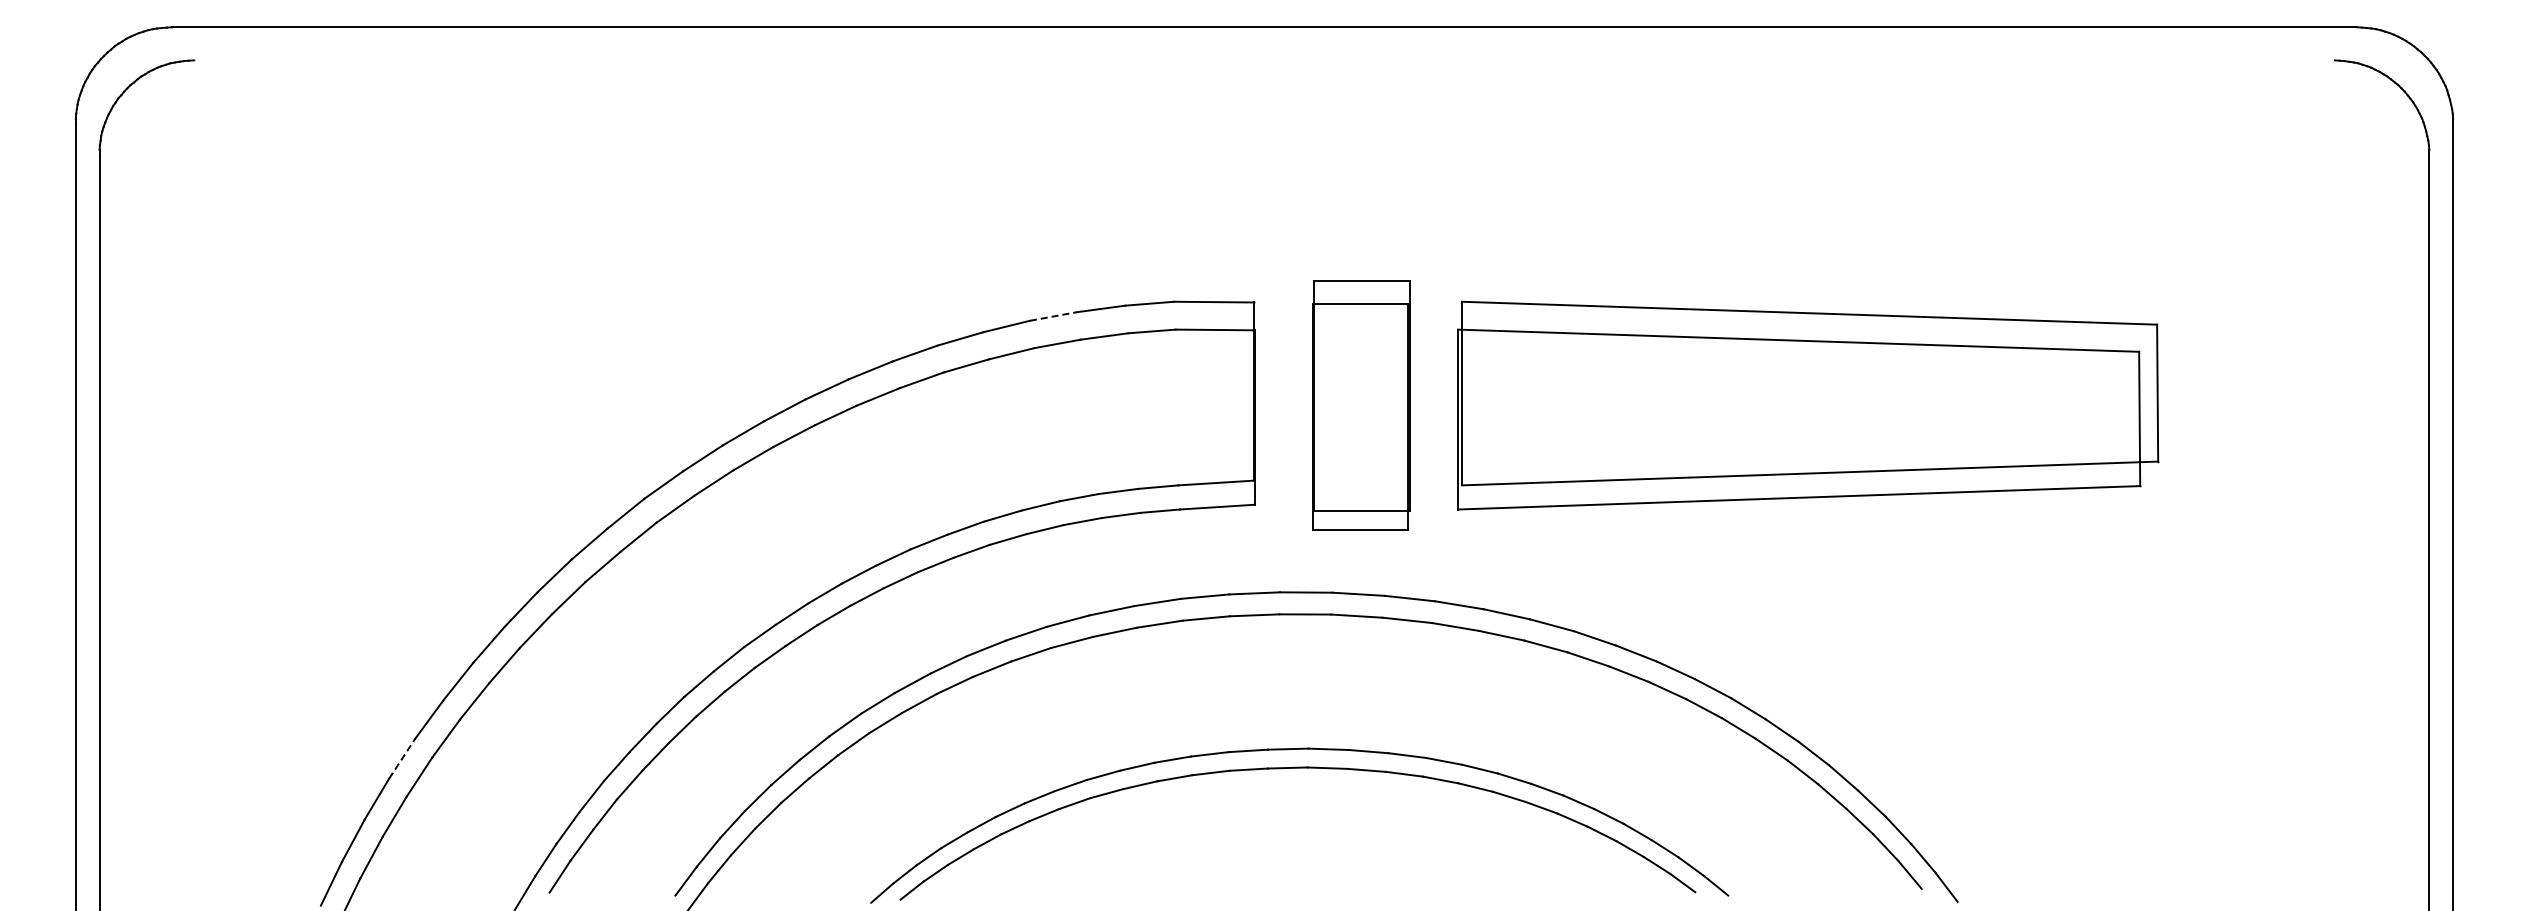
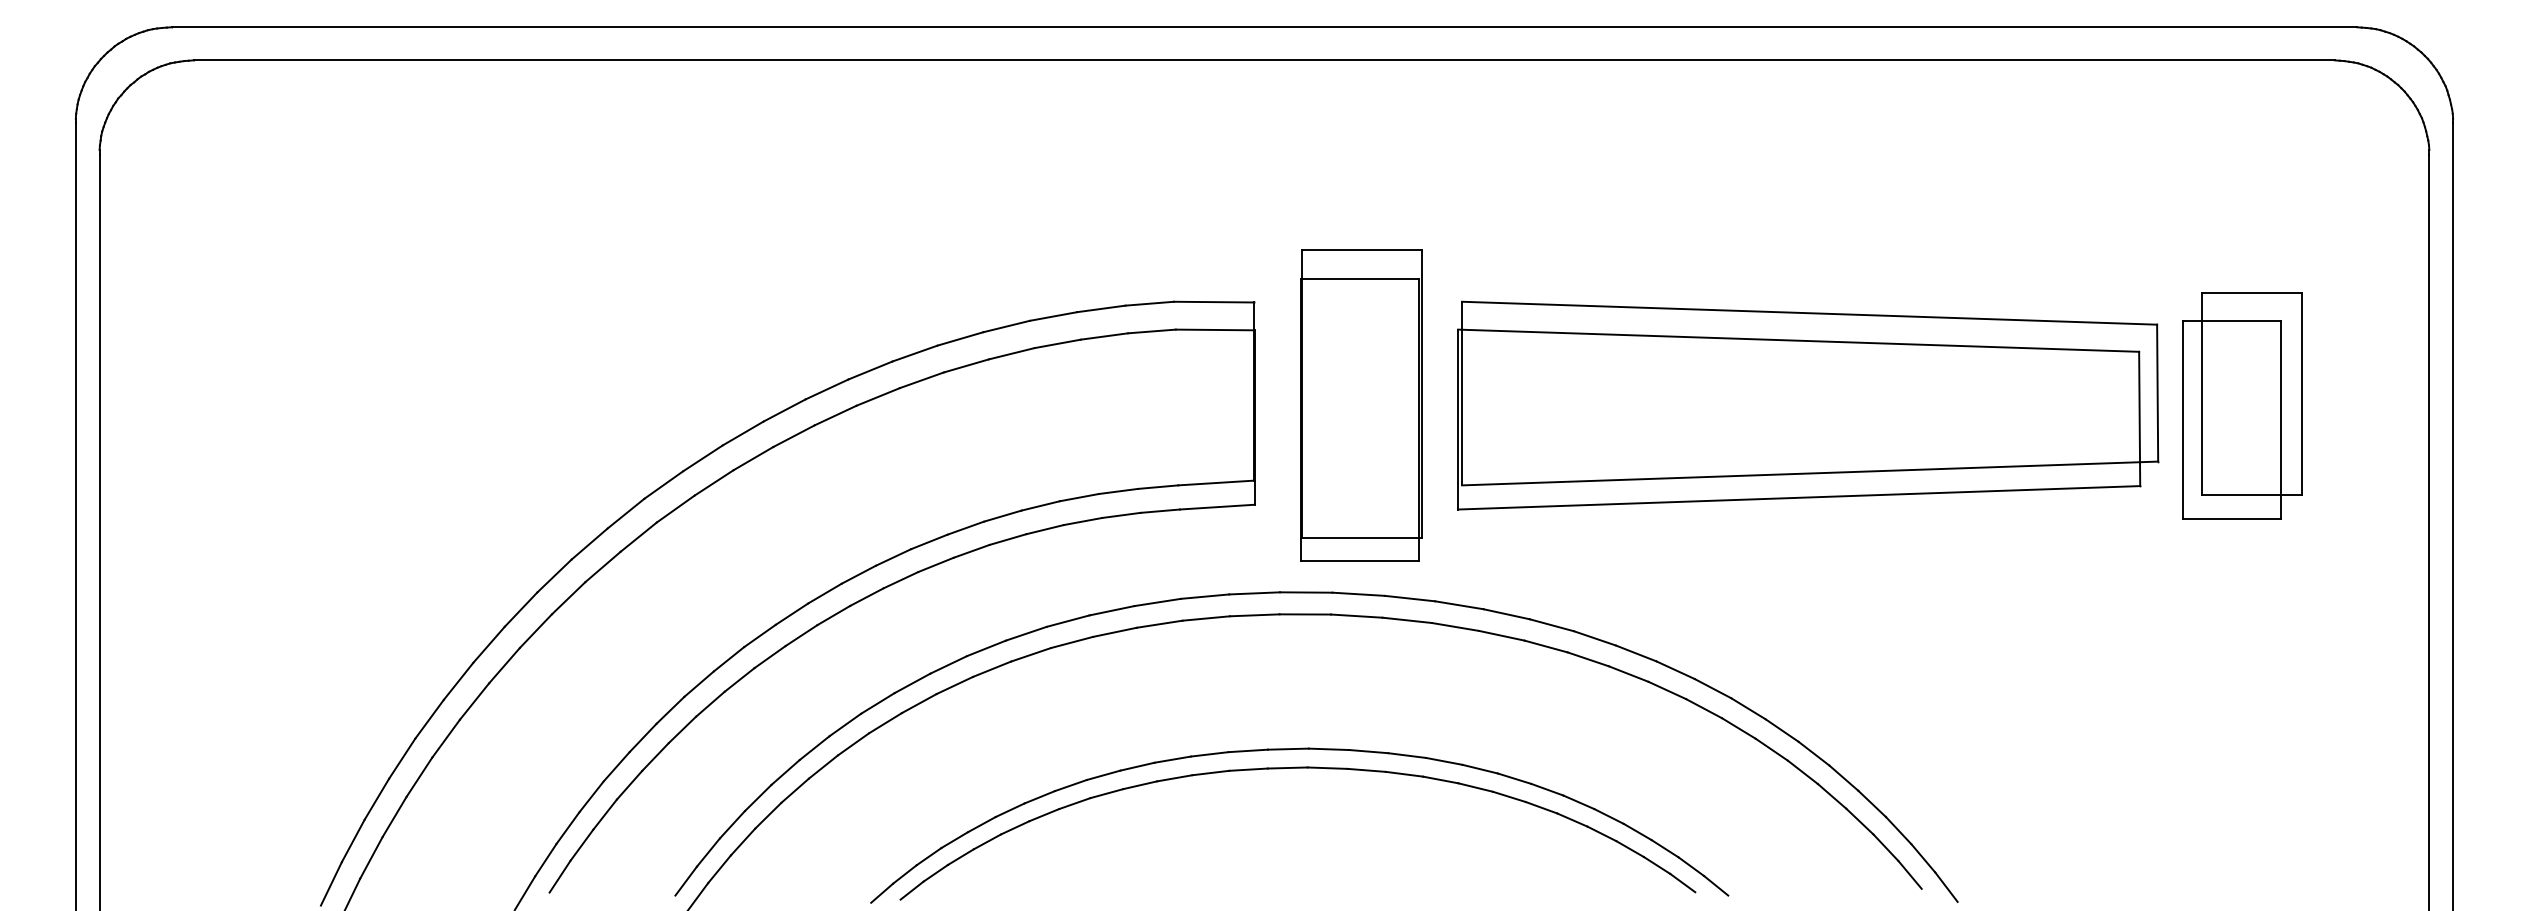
line: none -> present (1263, 60)
line: dashed -> solid (1054, 316)
part size: 99x251 px -> 123x313 px (1361, 405)
part: none -> present (2242, 405)
line: dashed -> solid (402, 758)
